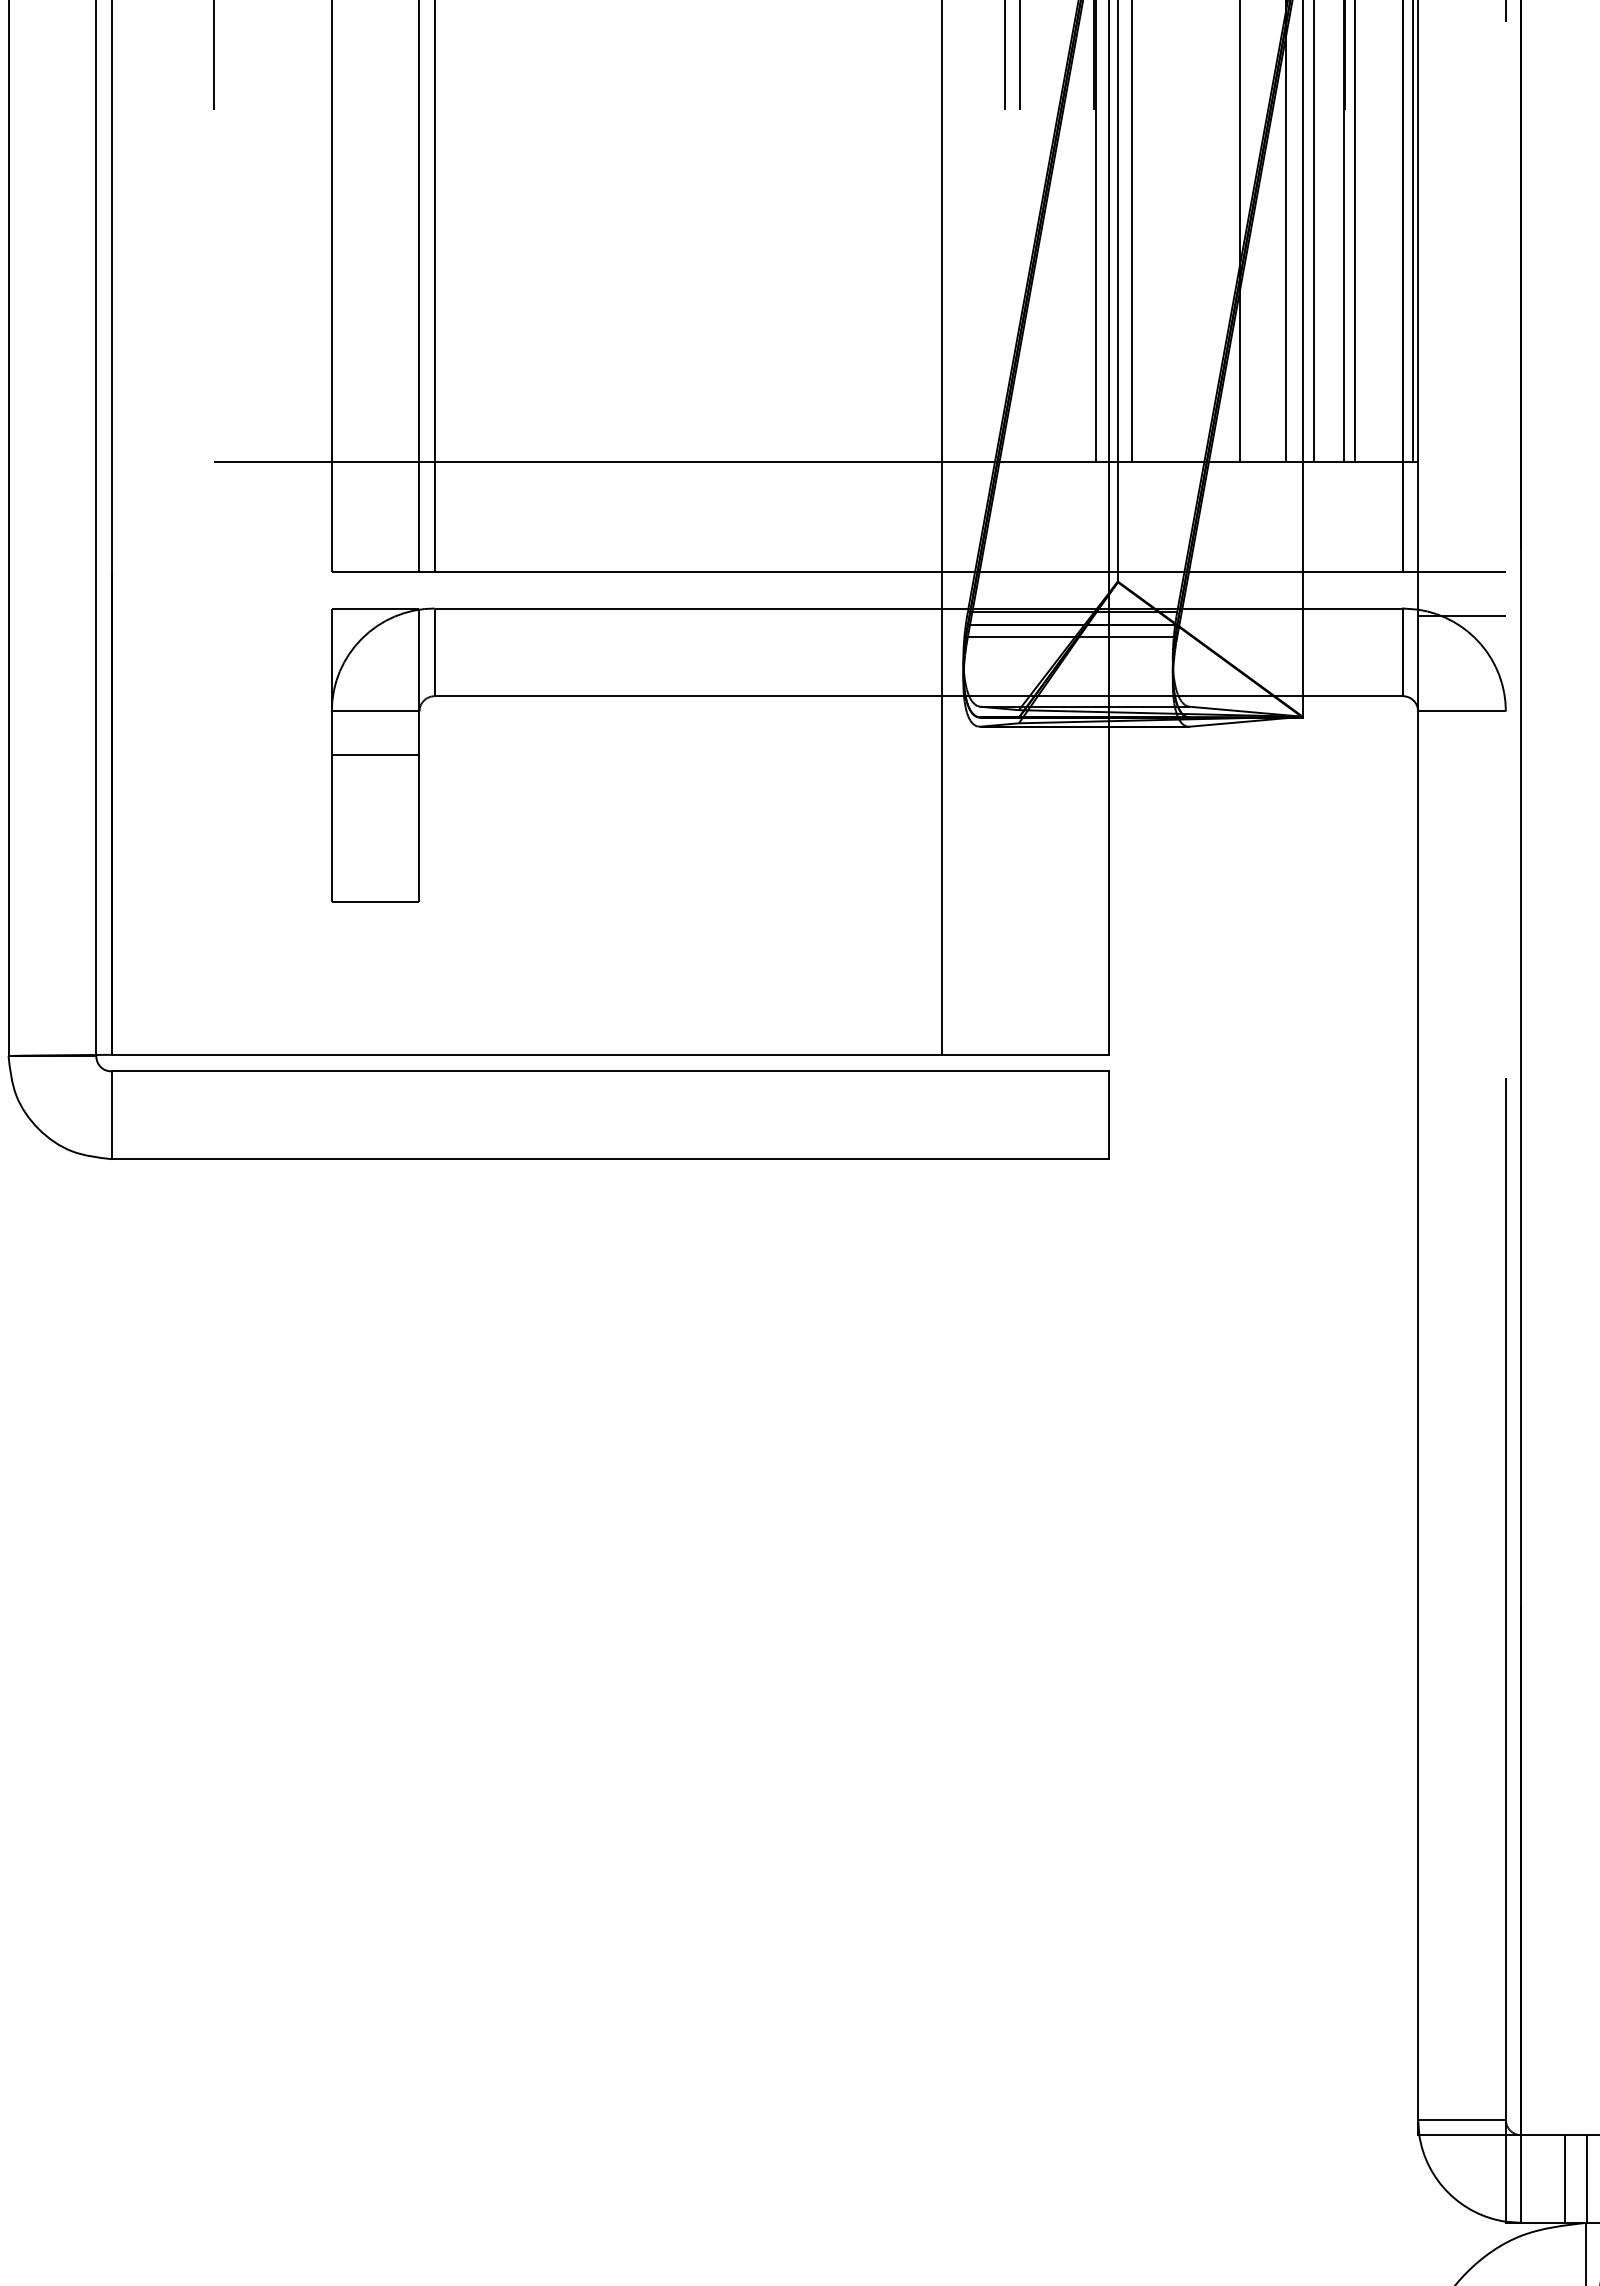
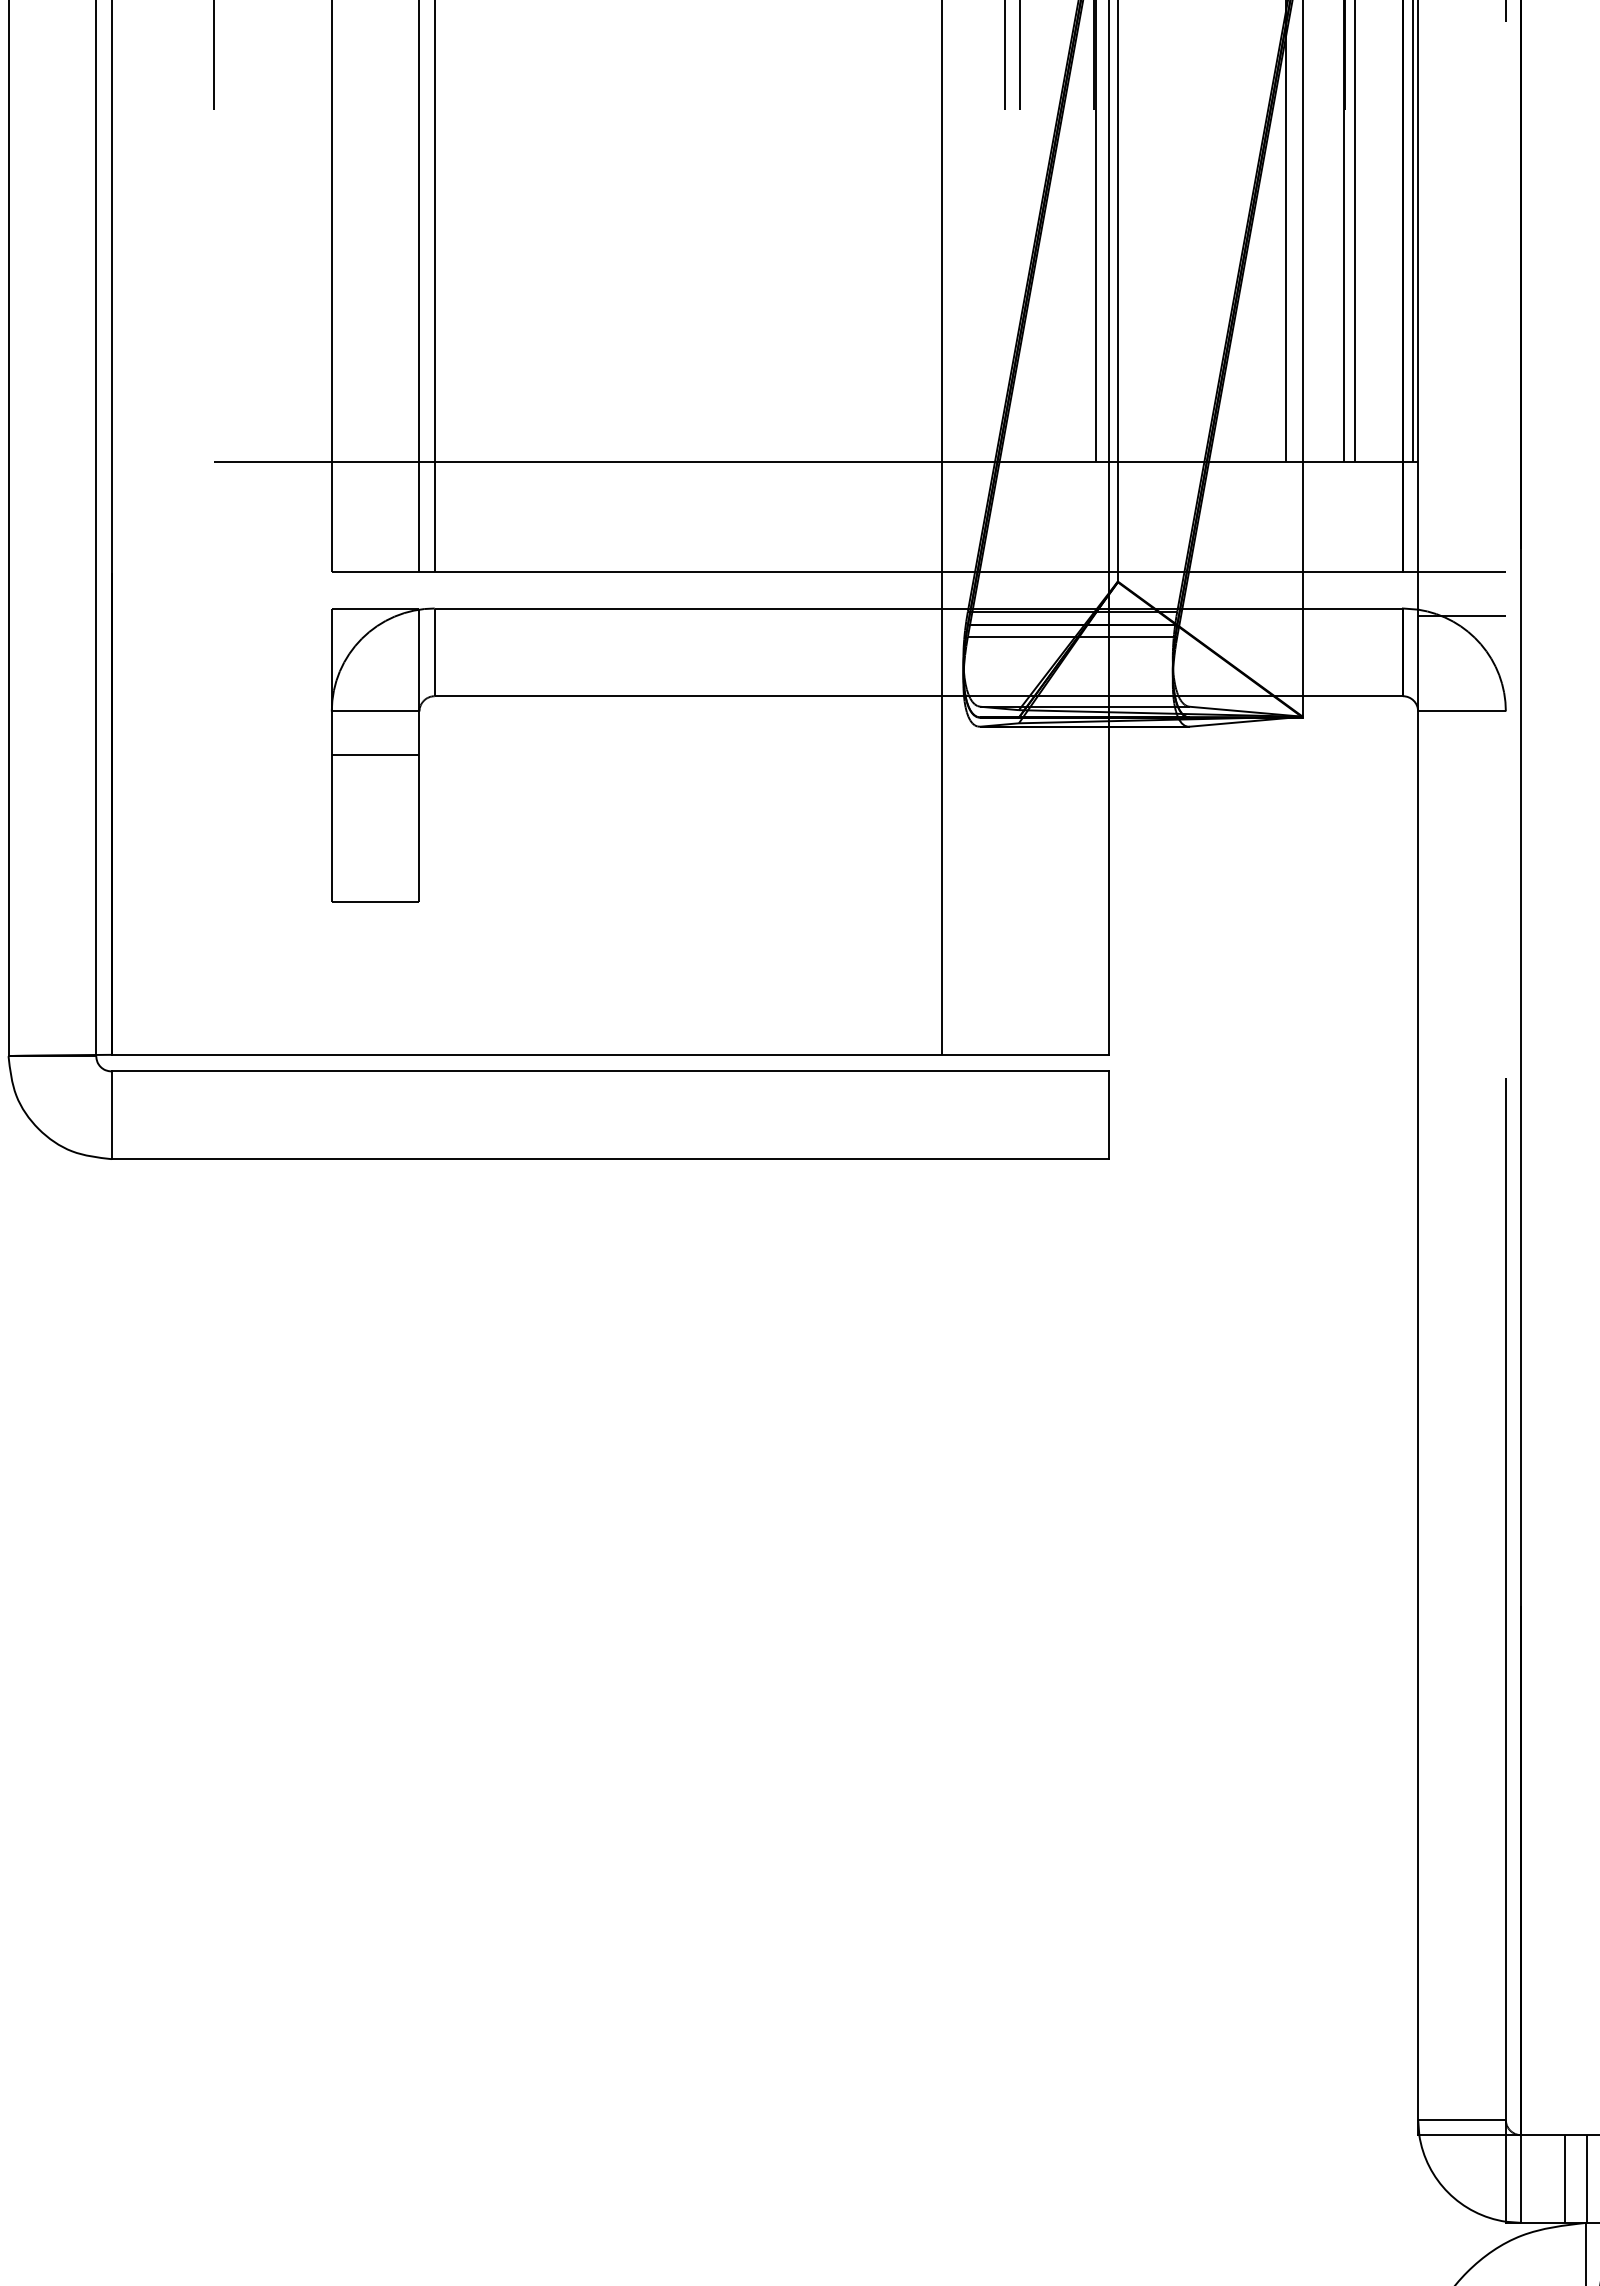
line: present -> none (1131, 231)
line: present -> none (1240, 231)
line: present -> none (1313, 231)
